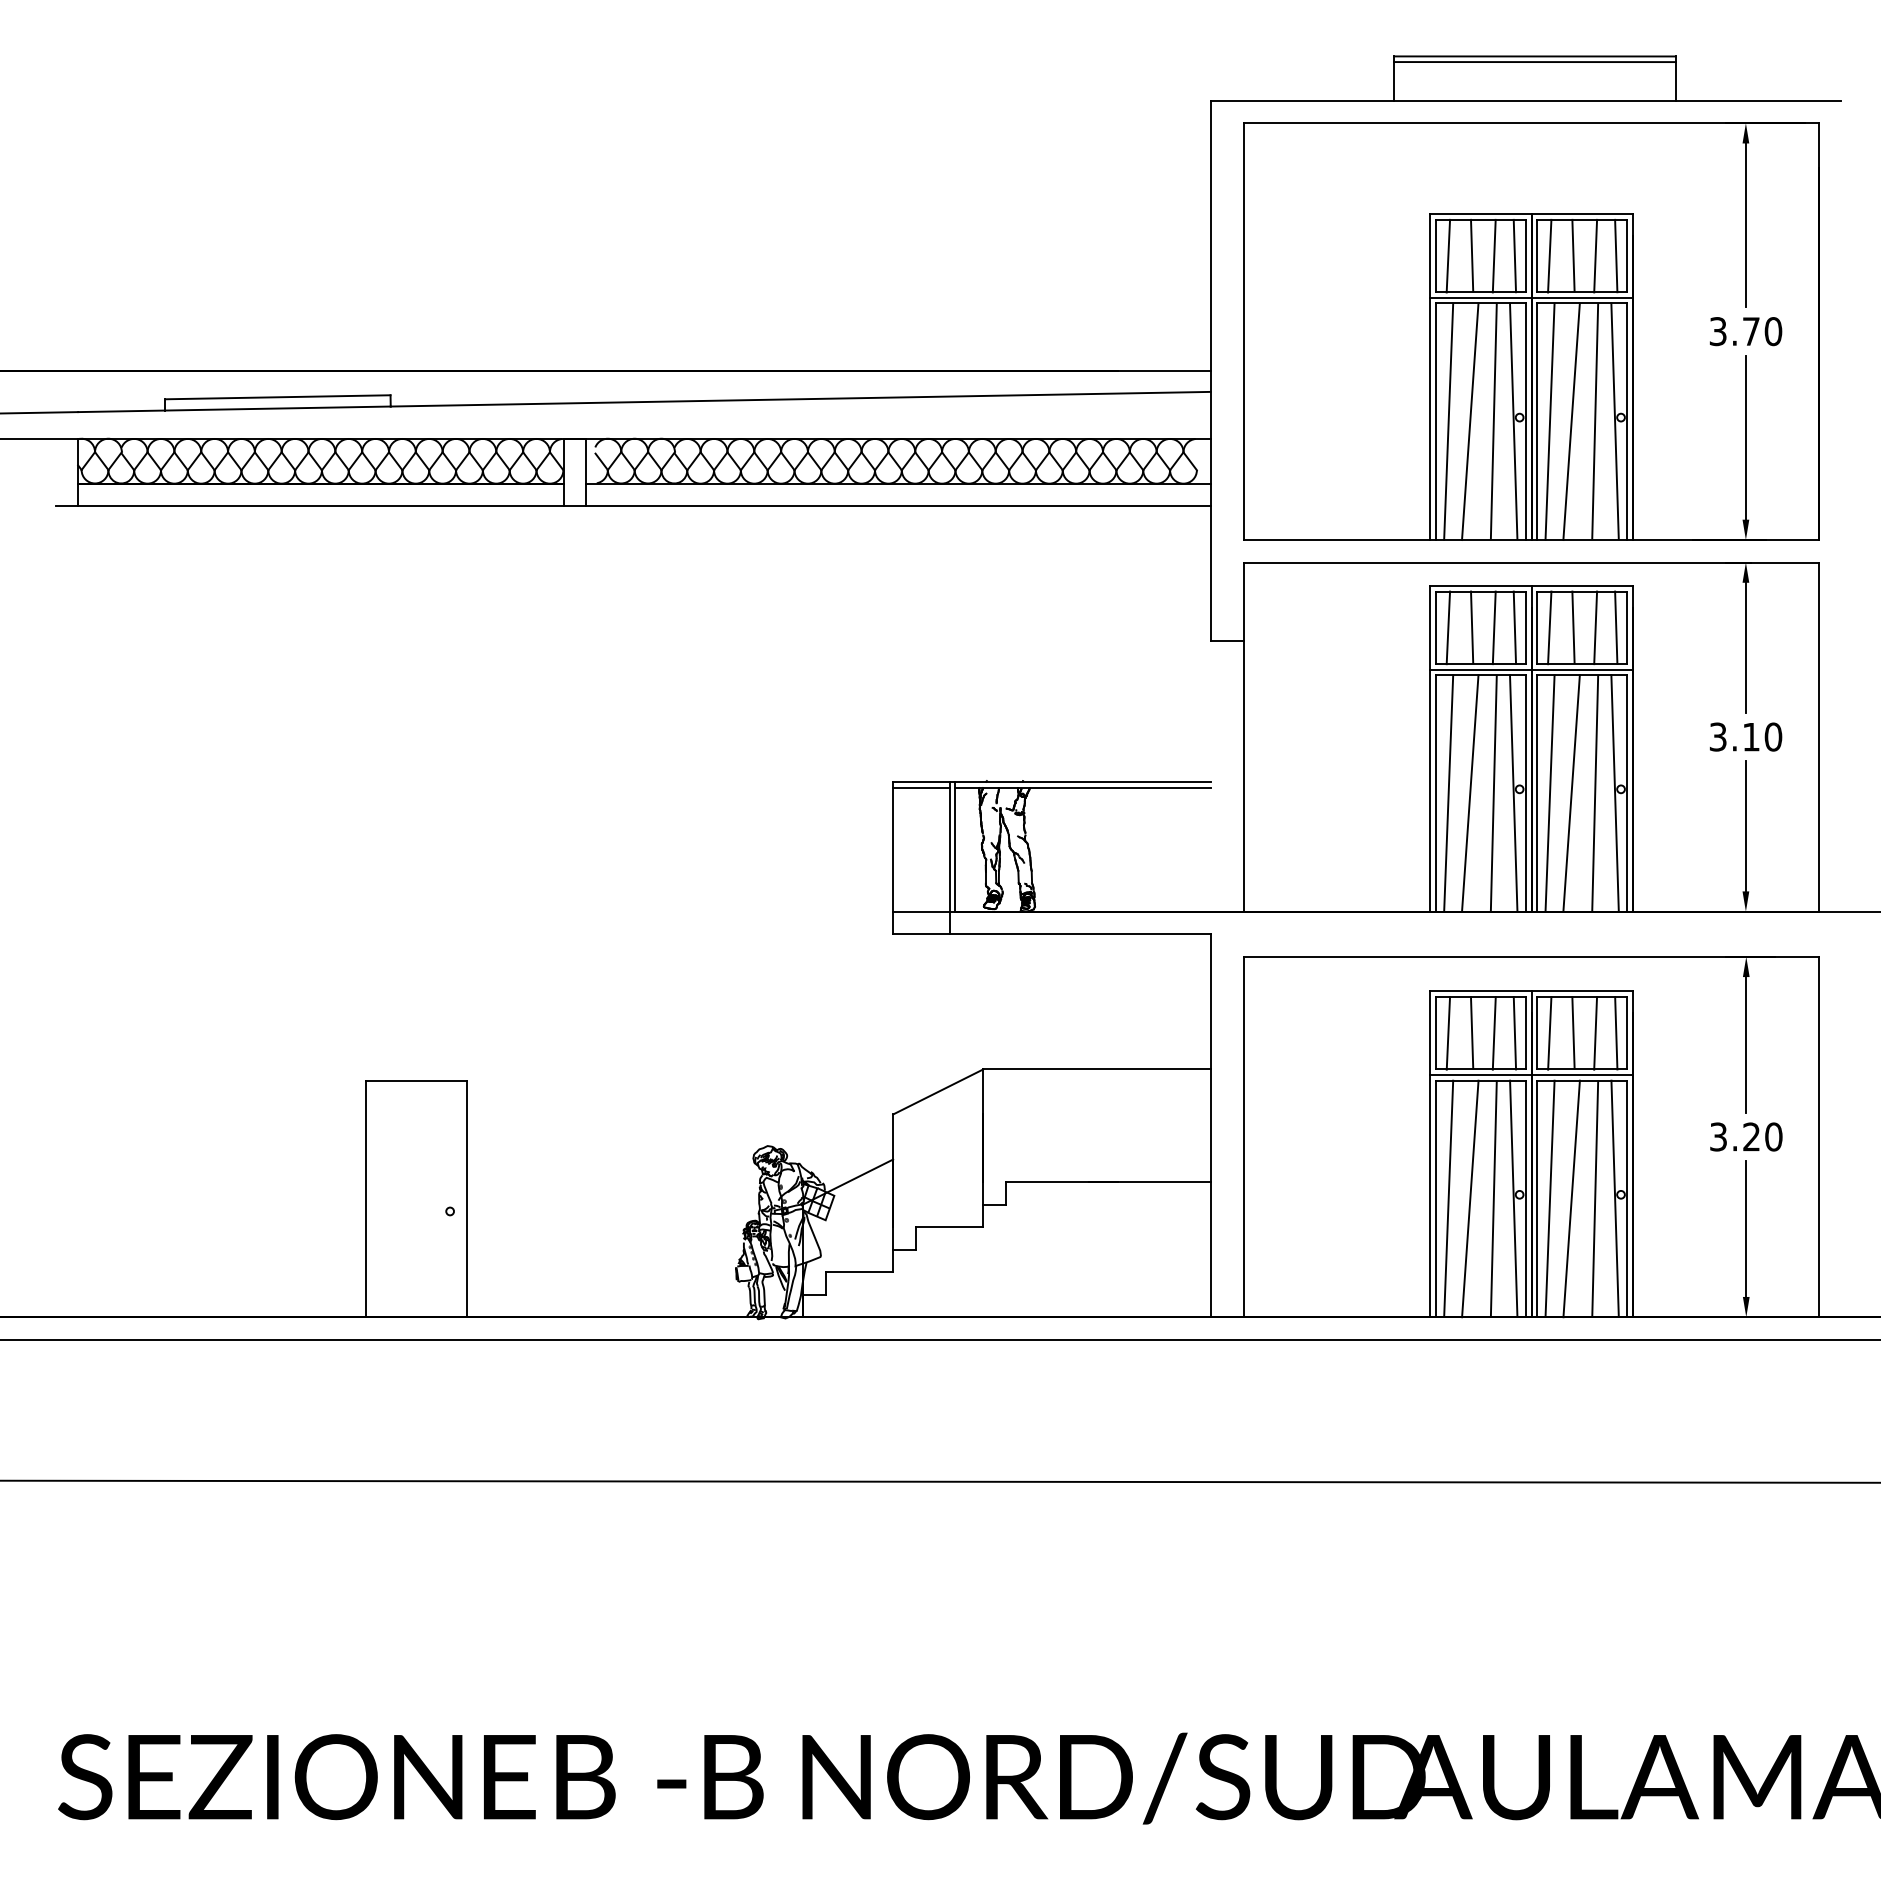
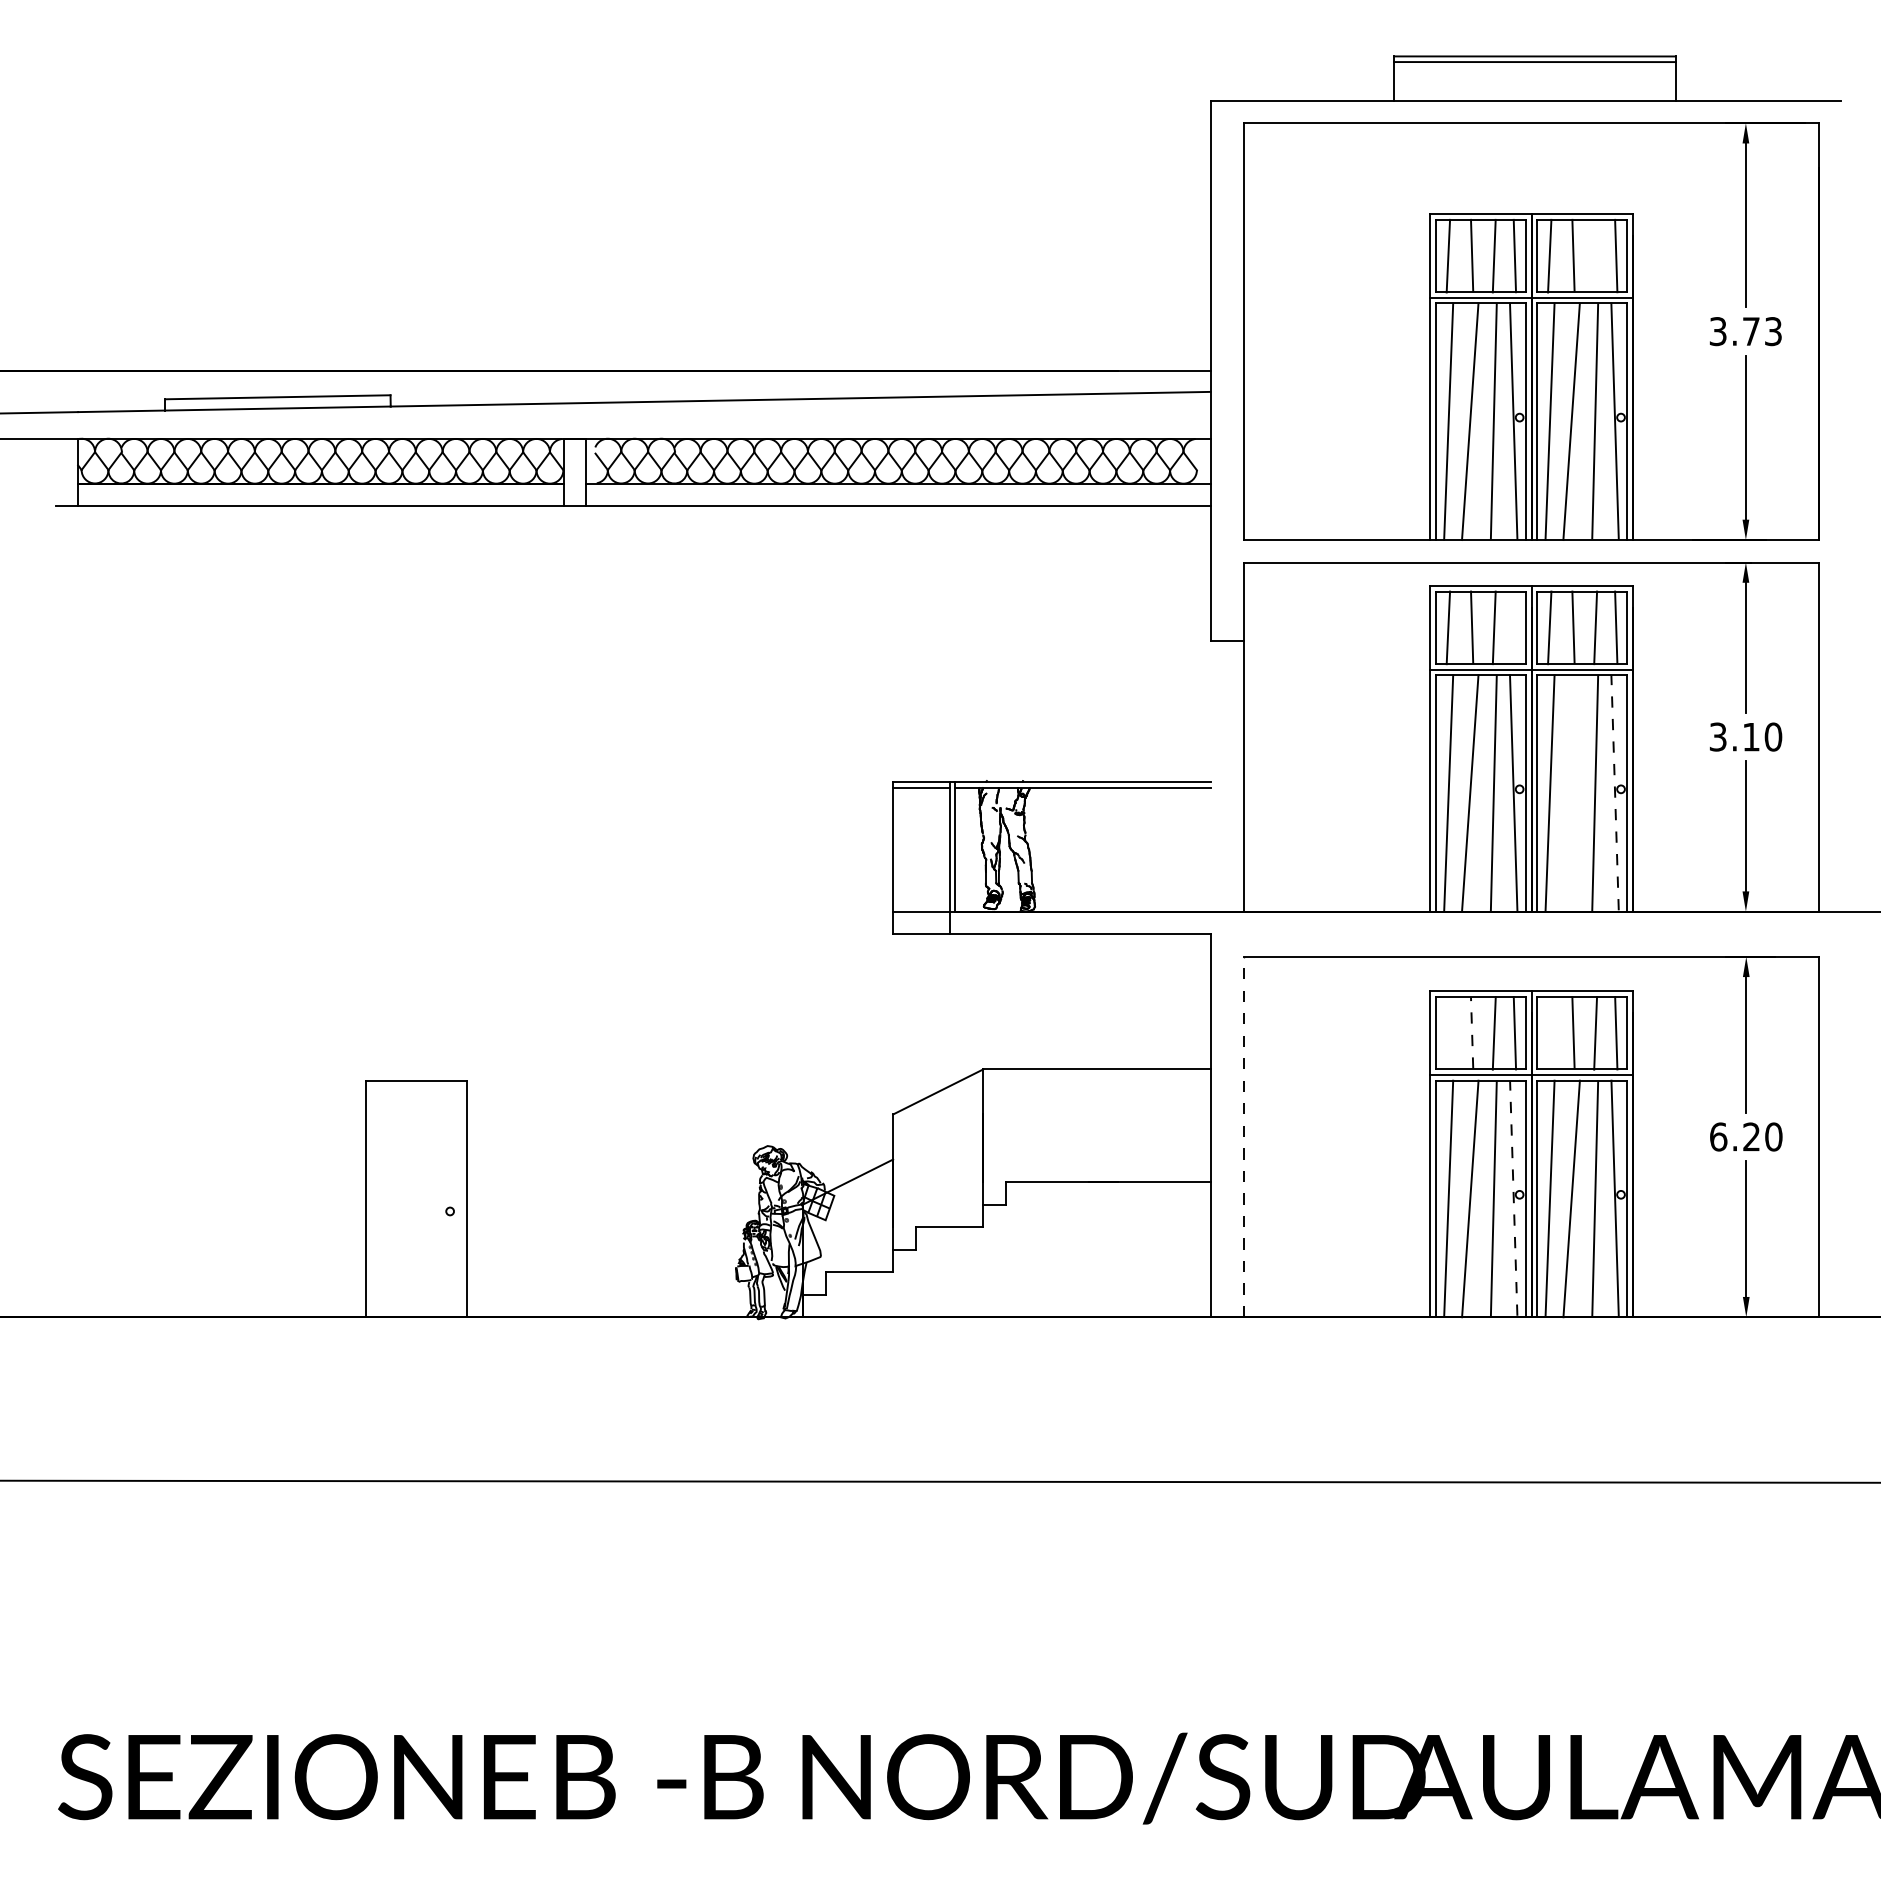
line: present -> none (1595, 255)
text: 3.70 -> 3.73 (1773, 331)
line: present -> none (1514, 627)
line: solid -> dashed (1615, 792)
line: present -> none (1571, 793)
line: solid -> dashed (1472, 1032)
line: present -> none (1448, 1033)
line: present -> none (1549, 1033)
line: solid -> dashed (1244, 1136)
text: 3.20 -> 6.20 (1718, 1136)
line: solid -> dashed (1513, 1198)
line: present -> none (939, 1339)
